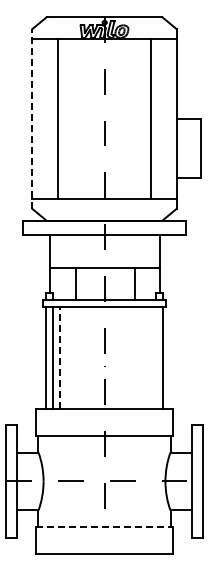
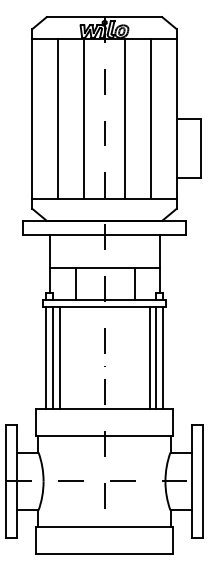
line: dashed -> solid (32, 118)
line: none -> present (83, 118)
line: none -> present (125, 118)
line: dashed -> solid (60, 358)
line: none -> present (149, 358)
line: none -> present (156, 358)
line: dashed -> solid (104, 527)
